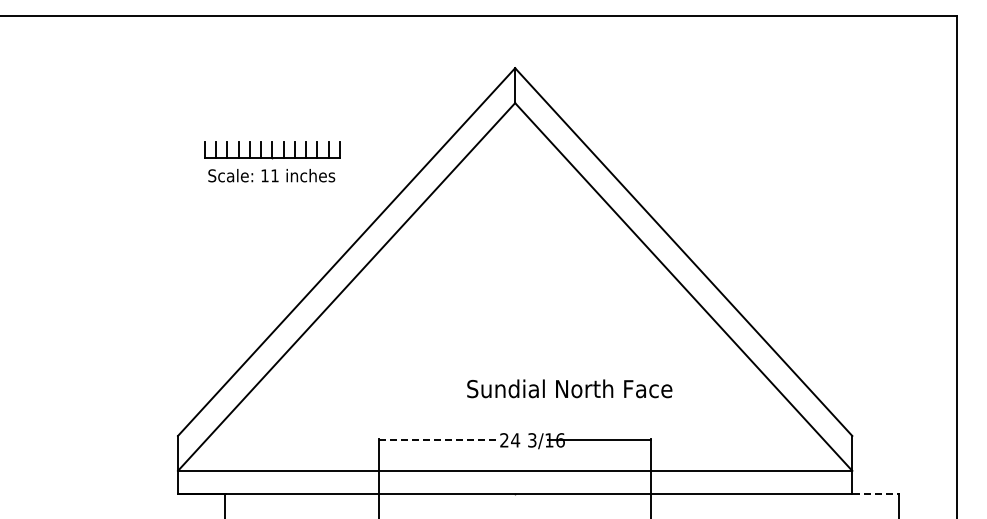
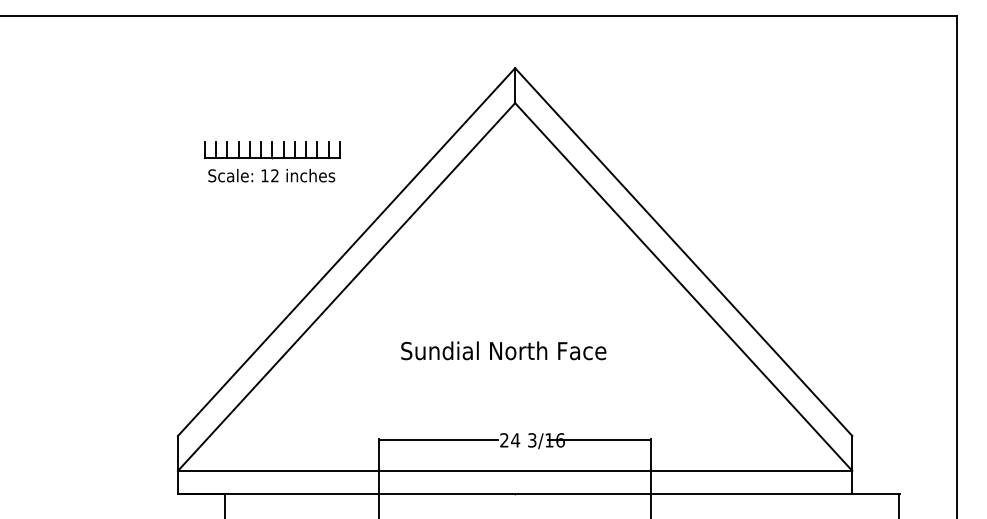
text: 11 -> 12 (274, 175)
text position: (569, 388) -> (503, 350) (503, 350)
line: dashed -> solid (438, 440)
line: dashed -> solid (876, 493)
